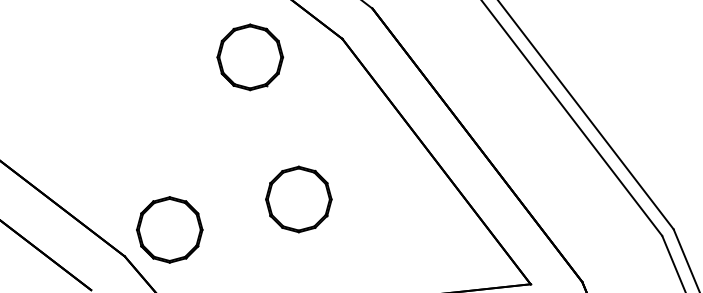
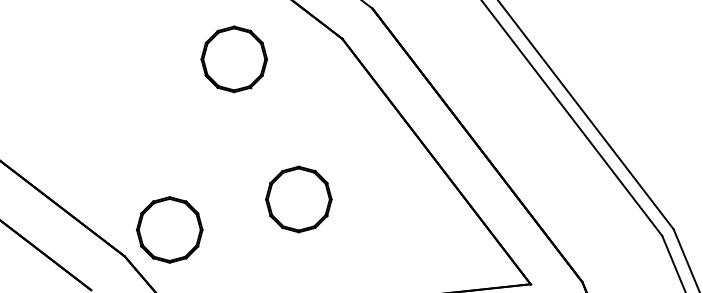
part position: (250, 57) -> (234, 59) (234, 59)
